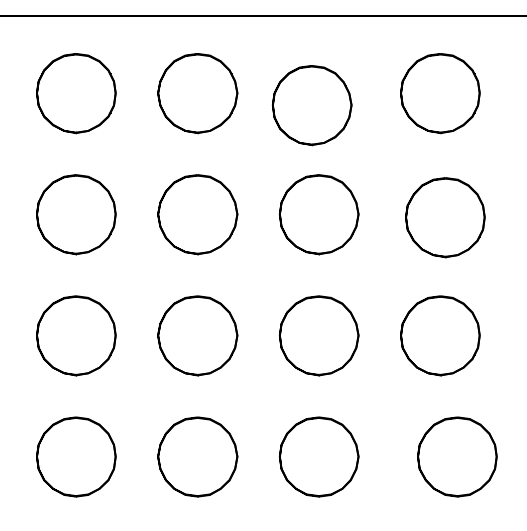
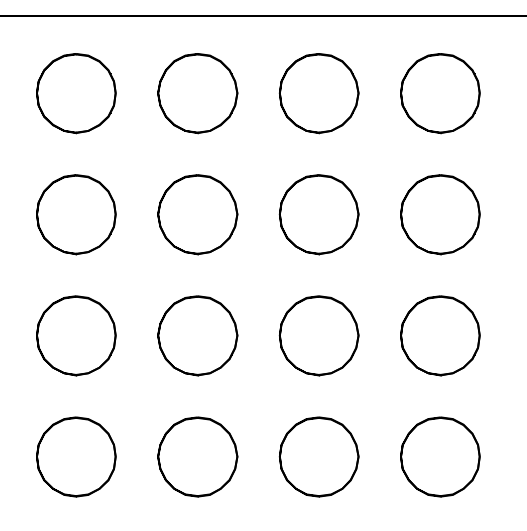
part position: (311, 105) -> (318, 93) (318, 93)
part position: (445, 217) -> (440, 214) (440, 214)
part position: (457, 456) -> (440, 456) (440, 456)
